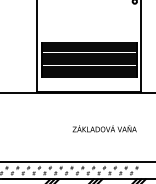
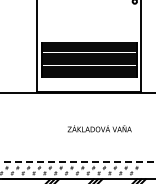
text position: (104, 128) -> (99, 128) (99, 128)
line: solid -> dashed (77, 161)
